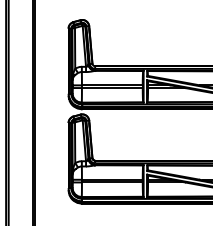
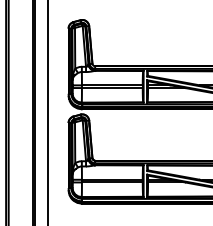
line: none -> present (47, 112)
